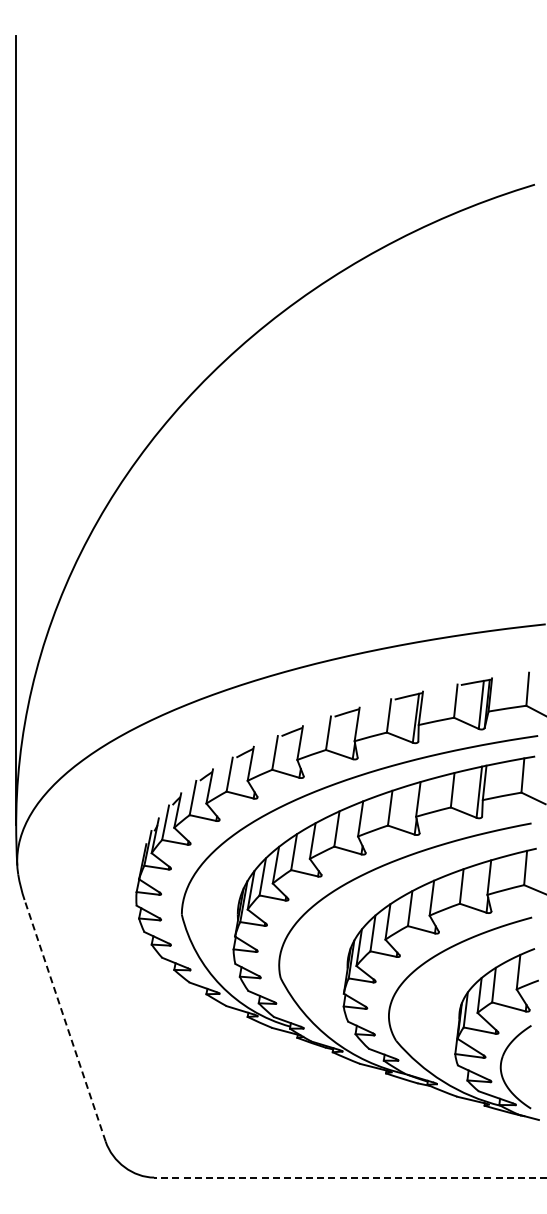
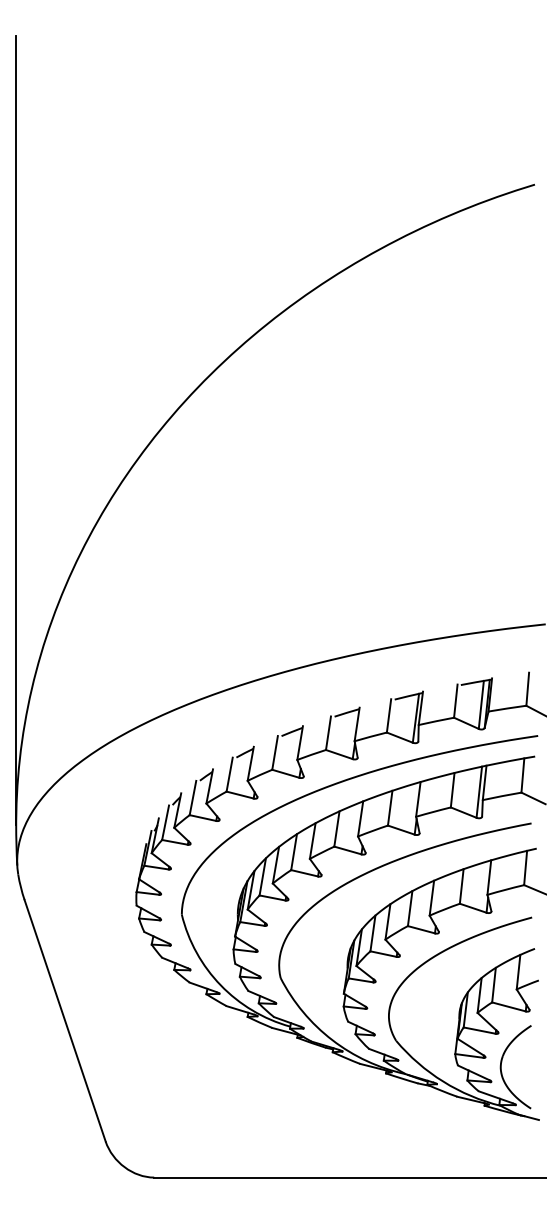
line: dashed -> solid (64, 1020)
line: dashed -> solid (350, 1177)
